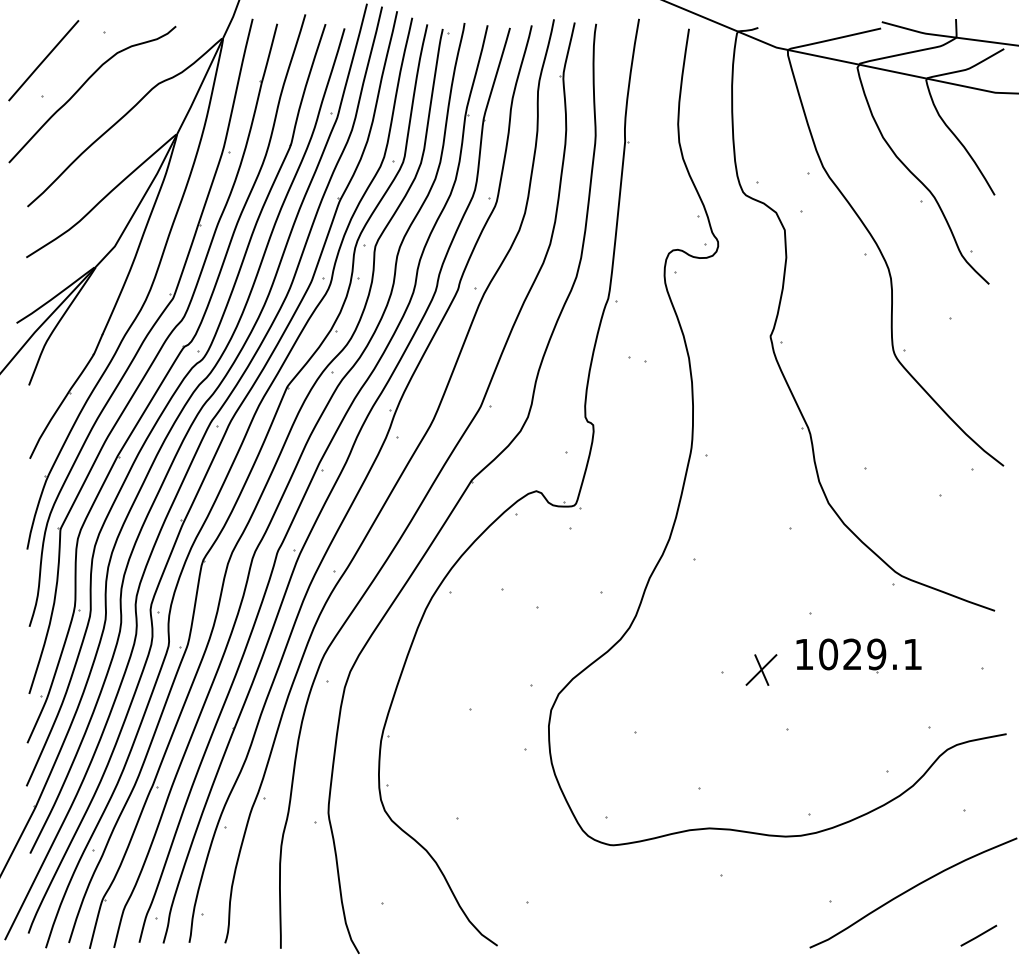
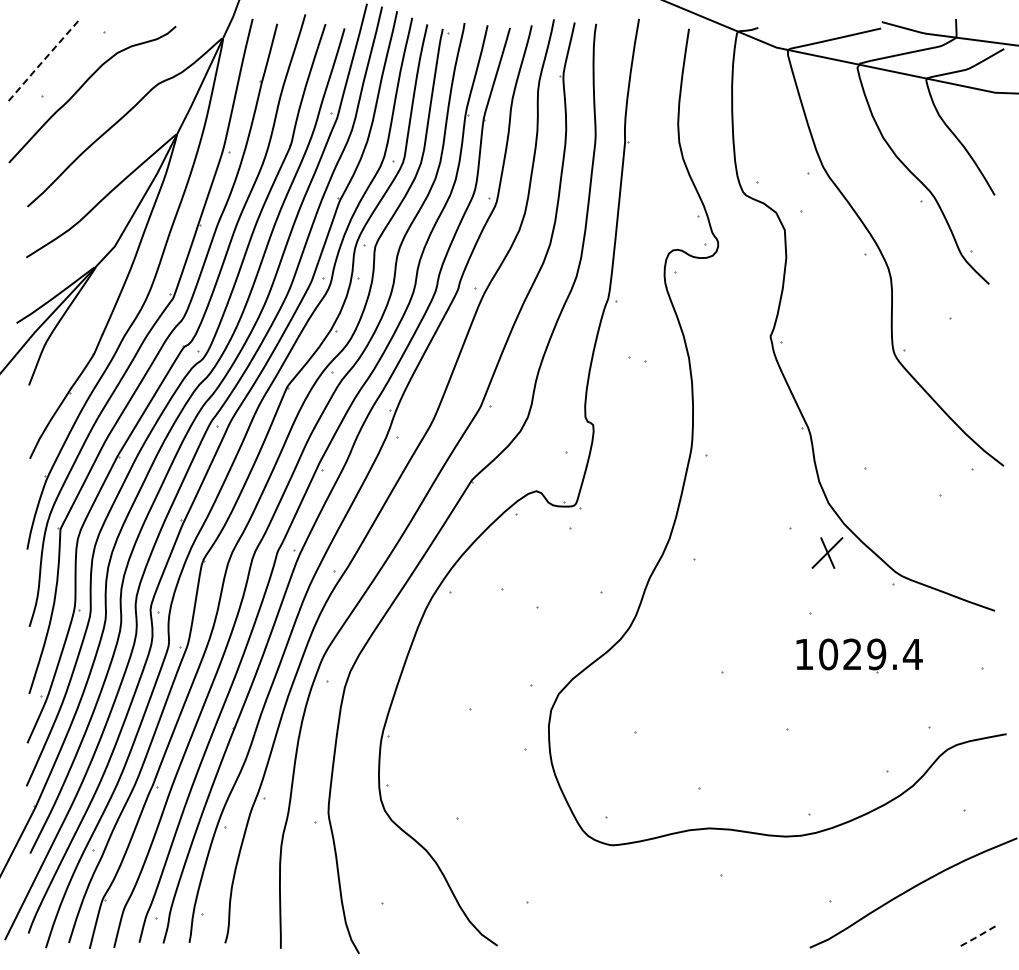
line: solid -> dashed (43, 60)
text: 1029.1 -> 1029.4 (912, 654)
part position: (761, 669) -> (827, 552) (827, 552)
line: solid -> dashed (978, 936)
